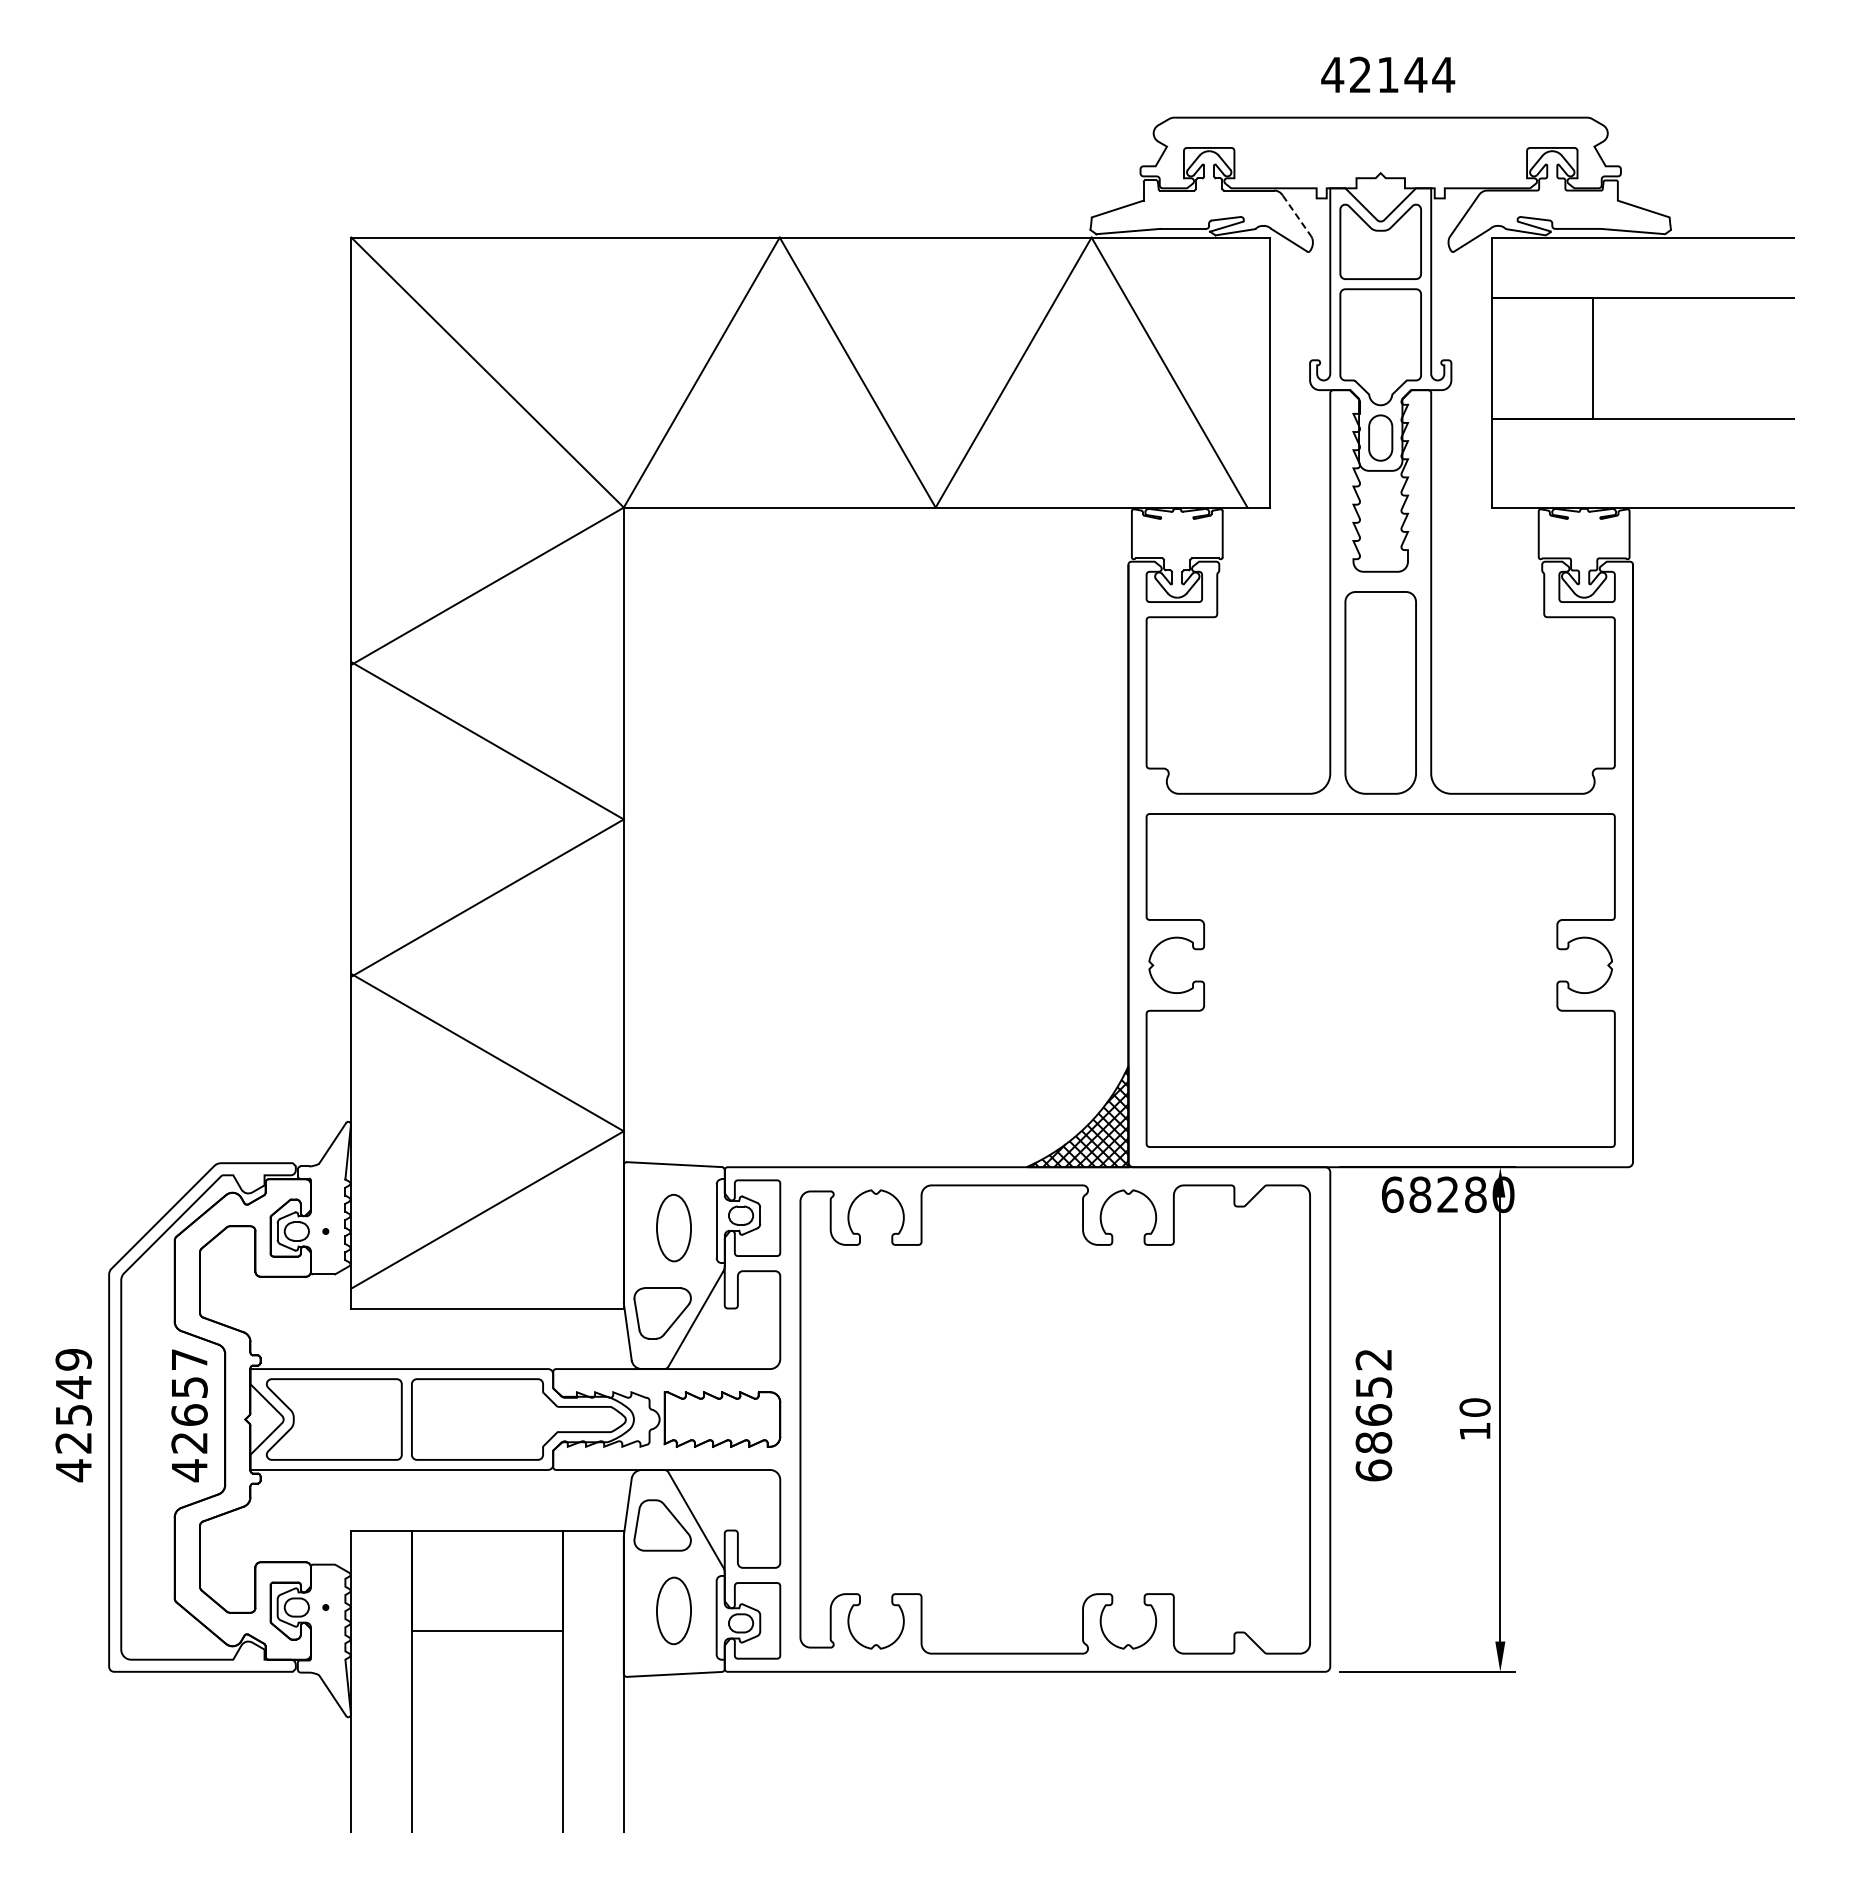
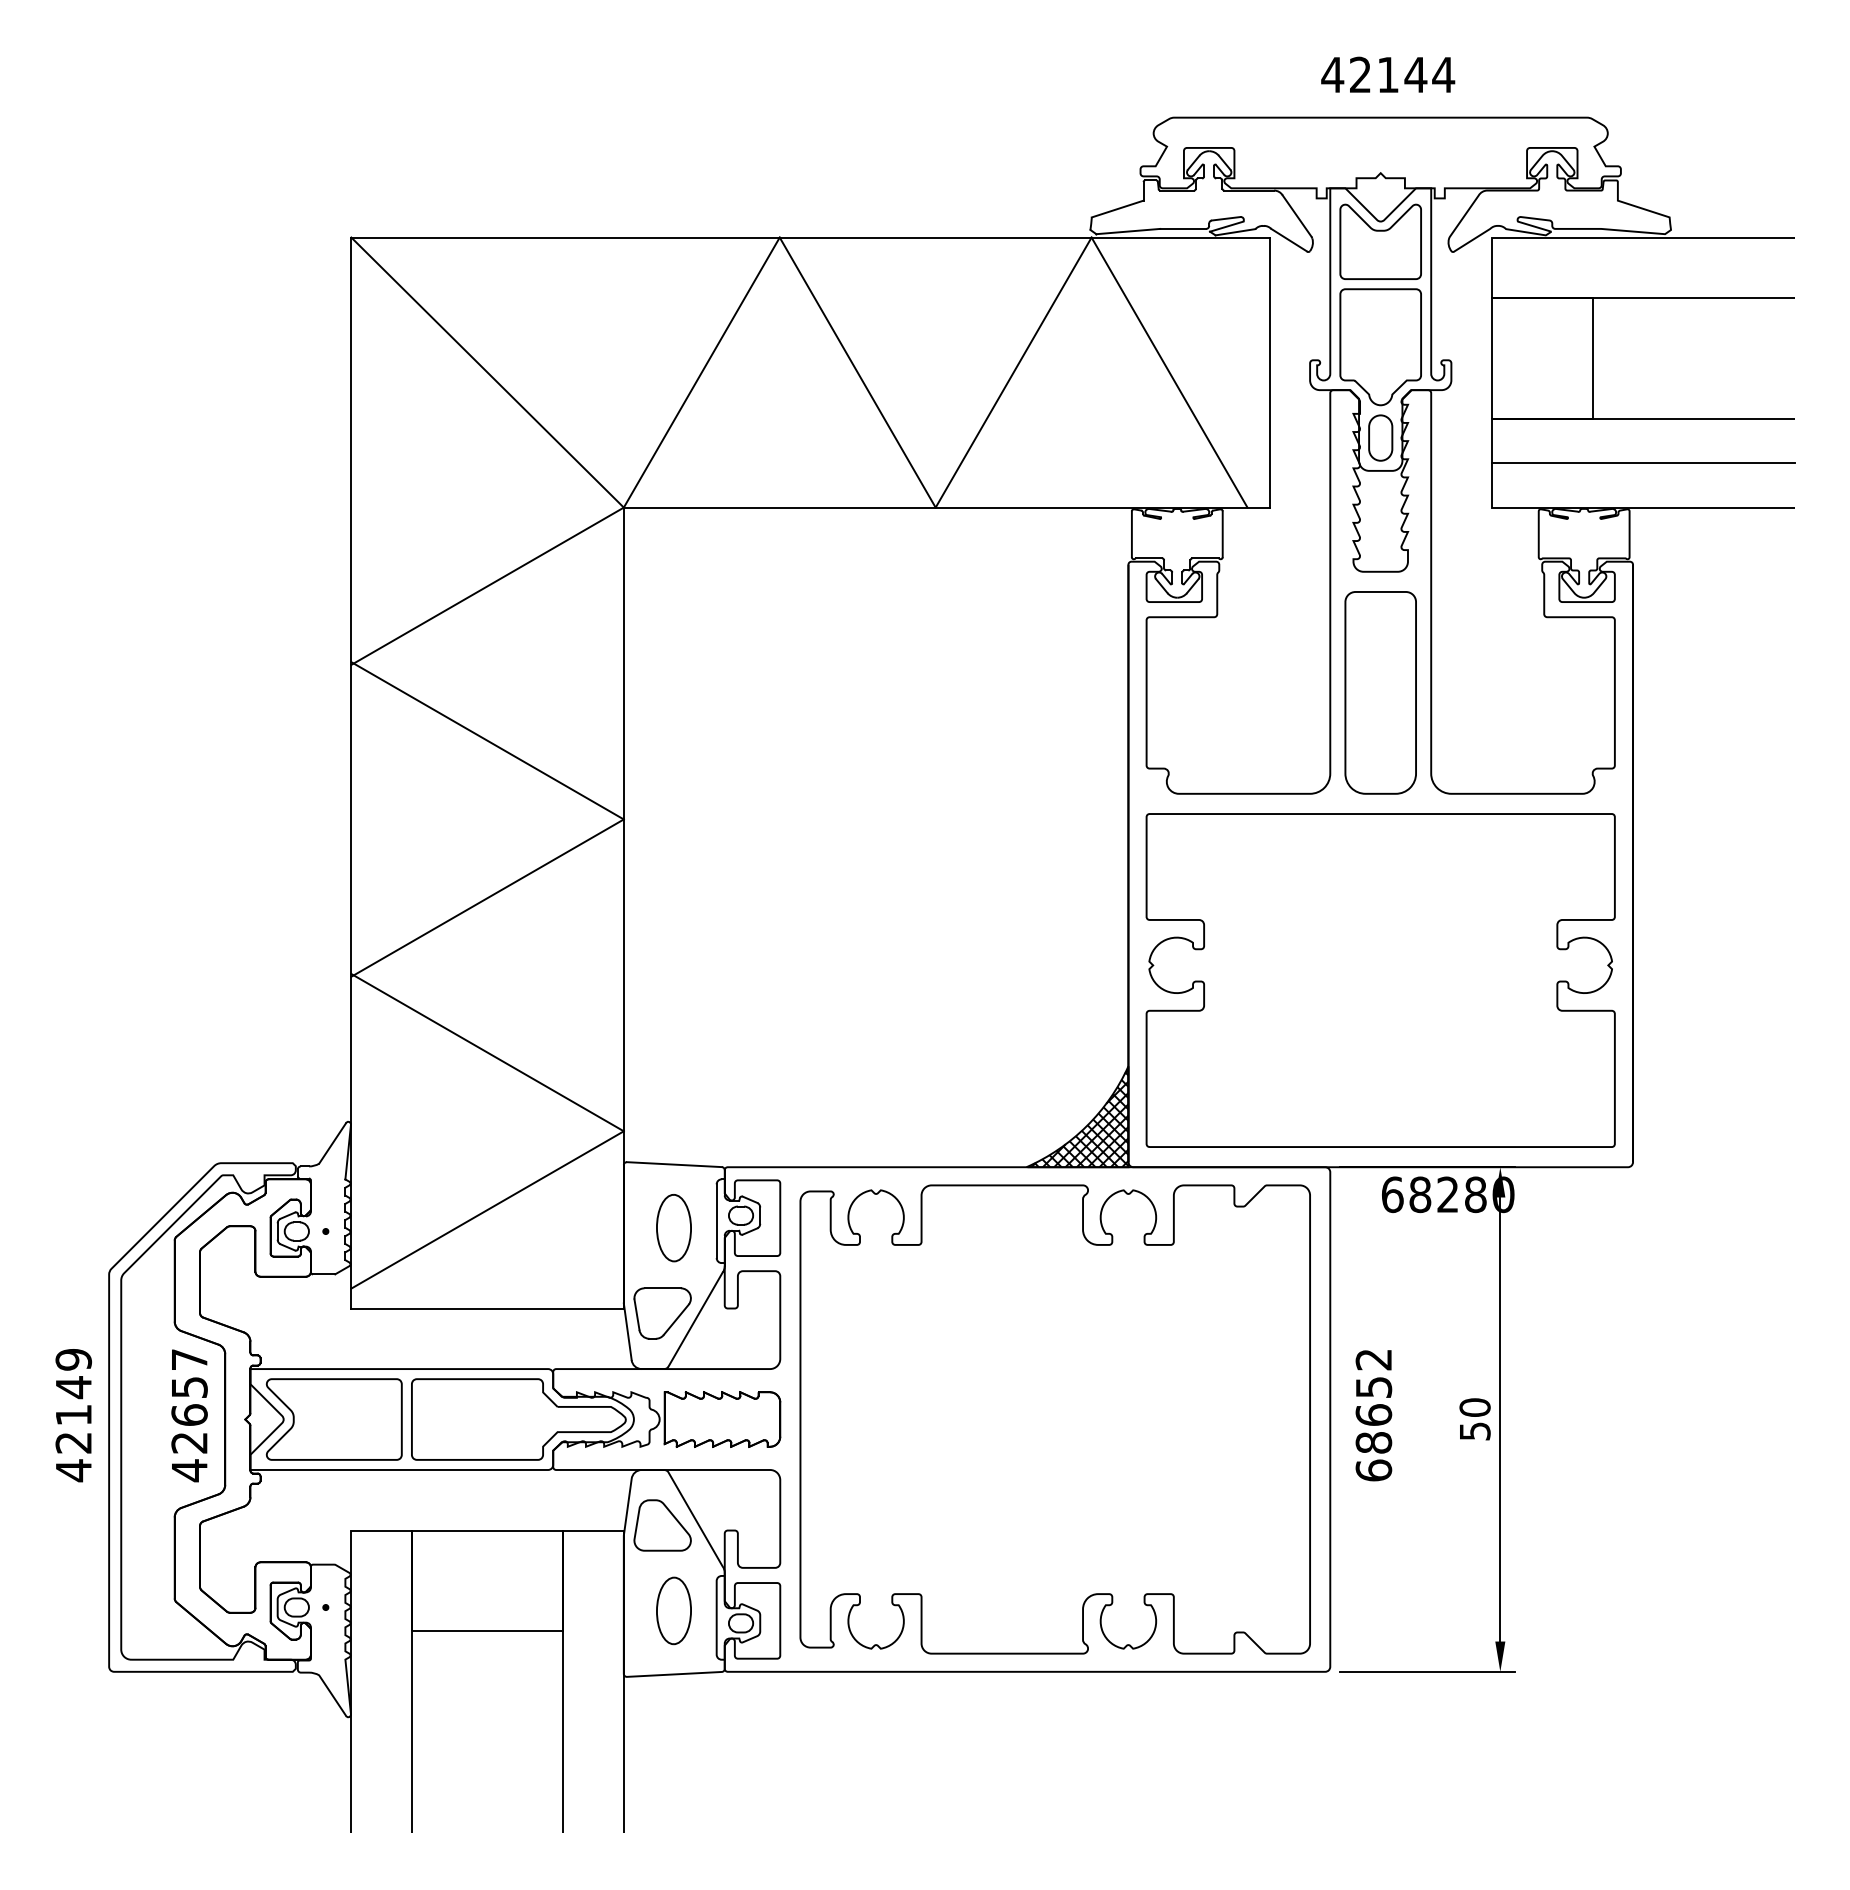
line: dashed -> solid (1297, 216)
line: none -> present (1642, 463)
text: 42549 -> 42149 (74, 1415)
text: 10 -> 50 (1475, 1431)
